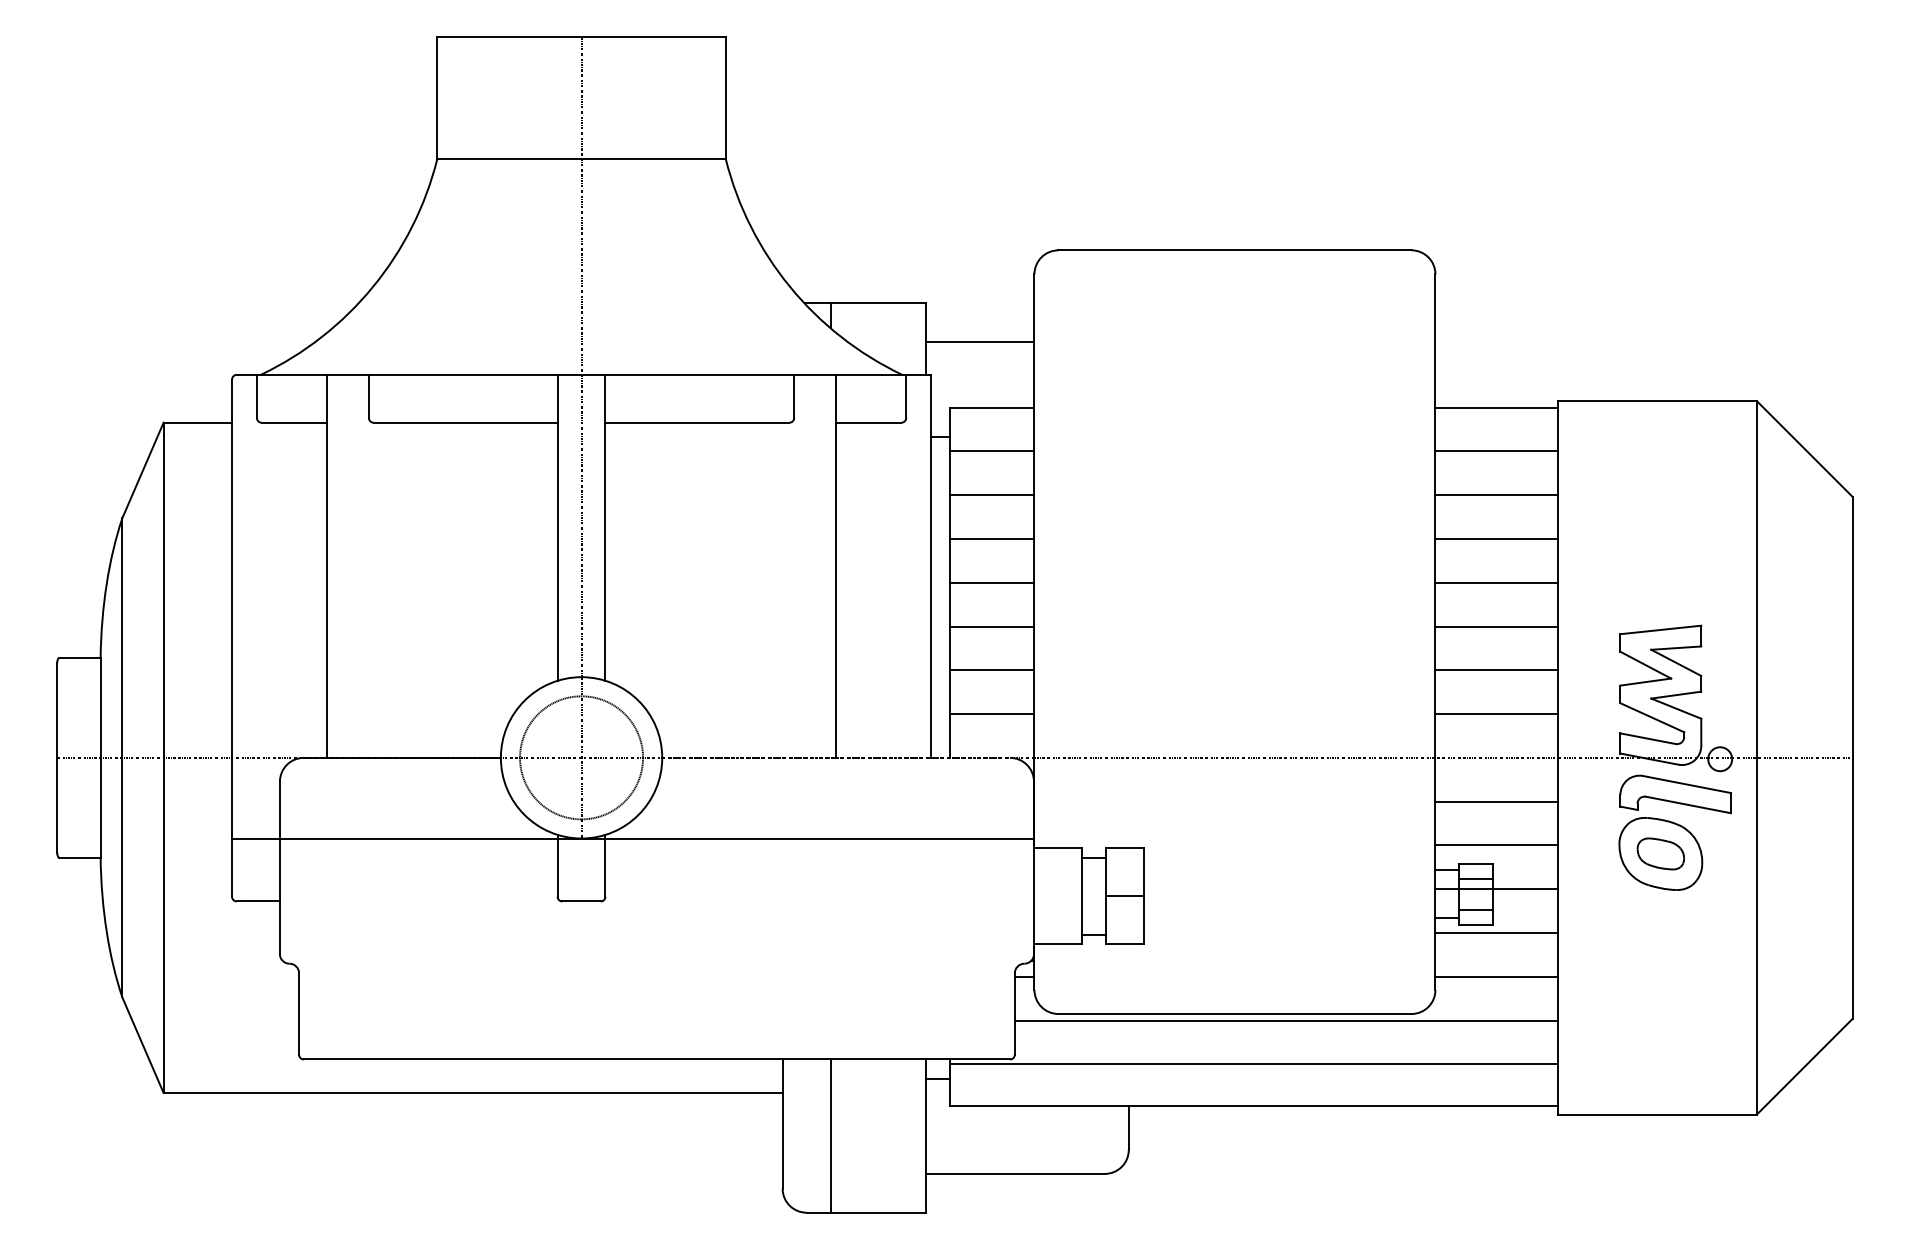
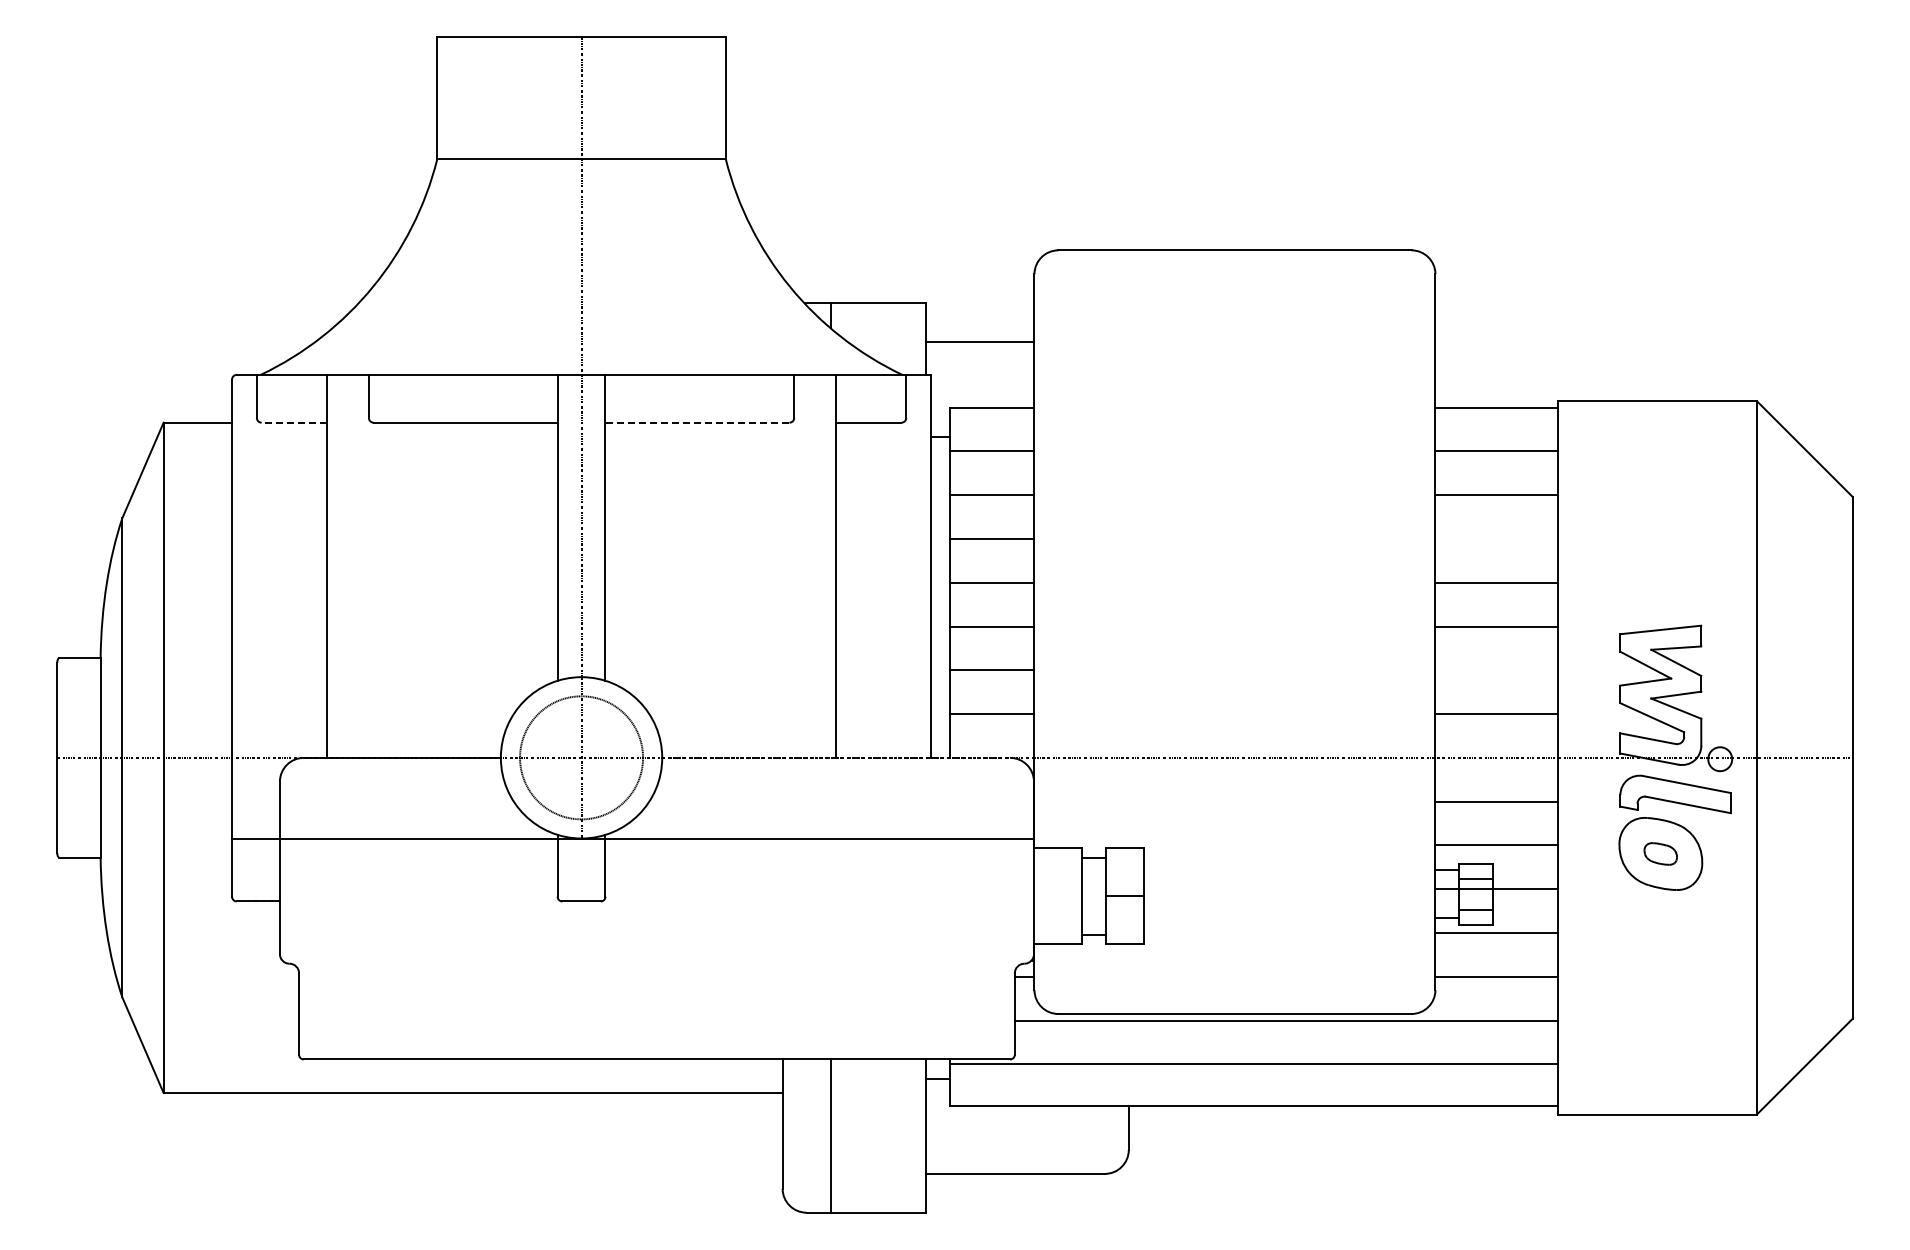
line: solid -> dashed (294, 422)
line: solid -> dashed (697, 422)
line: present -> none (1496, 538)
line: present -> none (1496, 670)
part size: 49x34 px -> 35x24 px (1660, 853)
